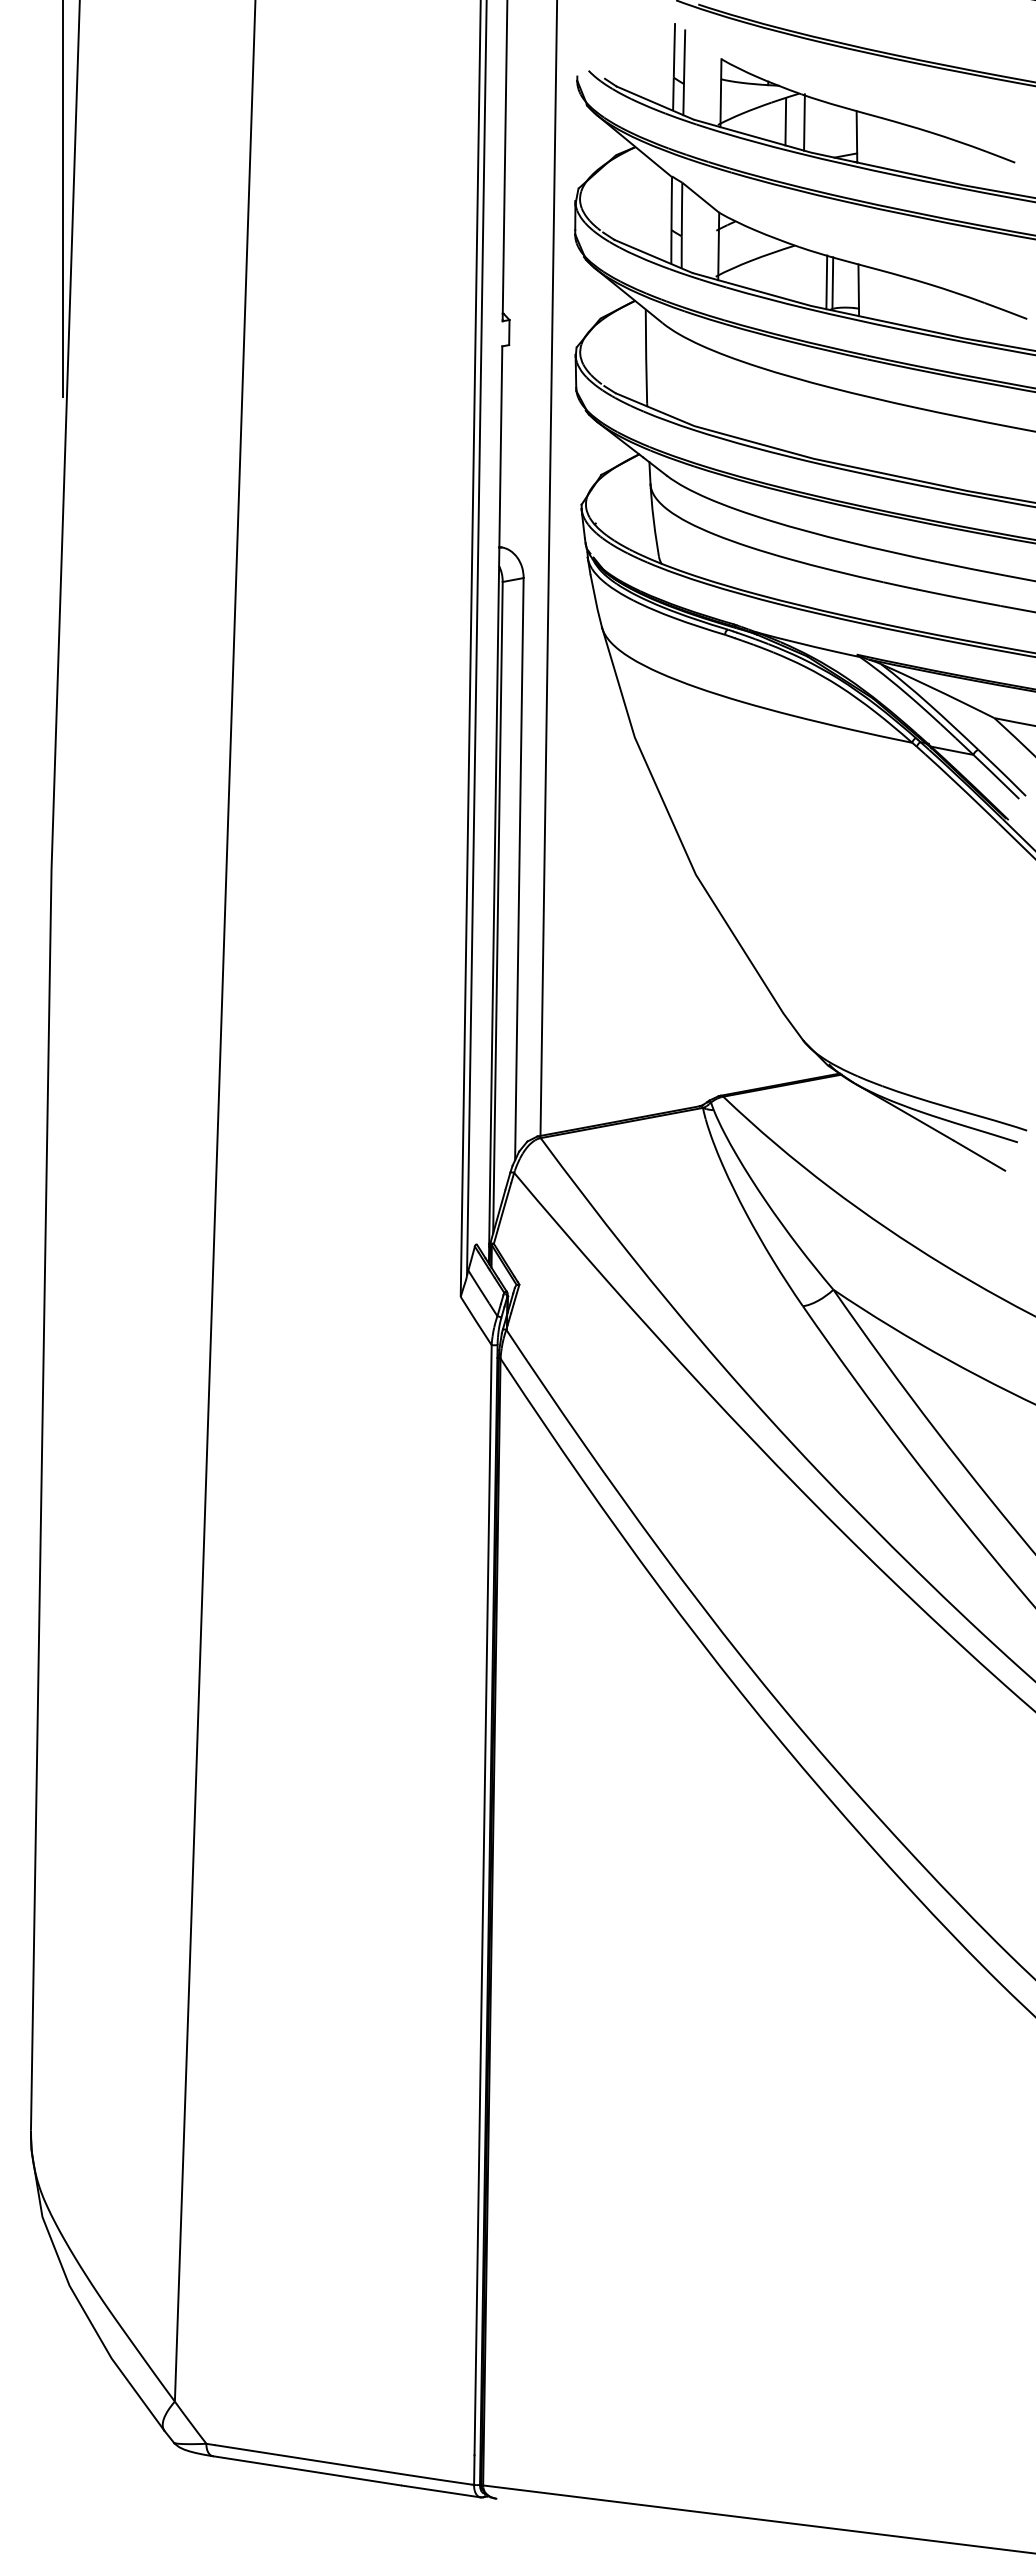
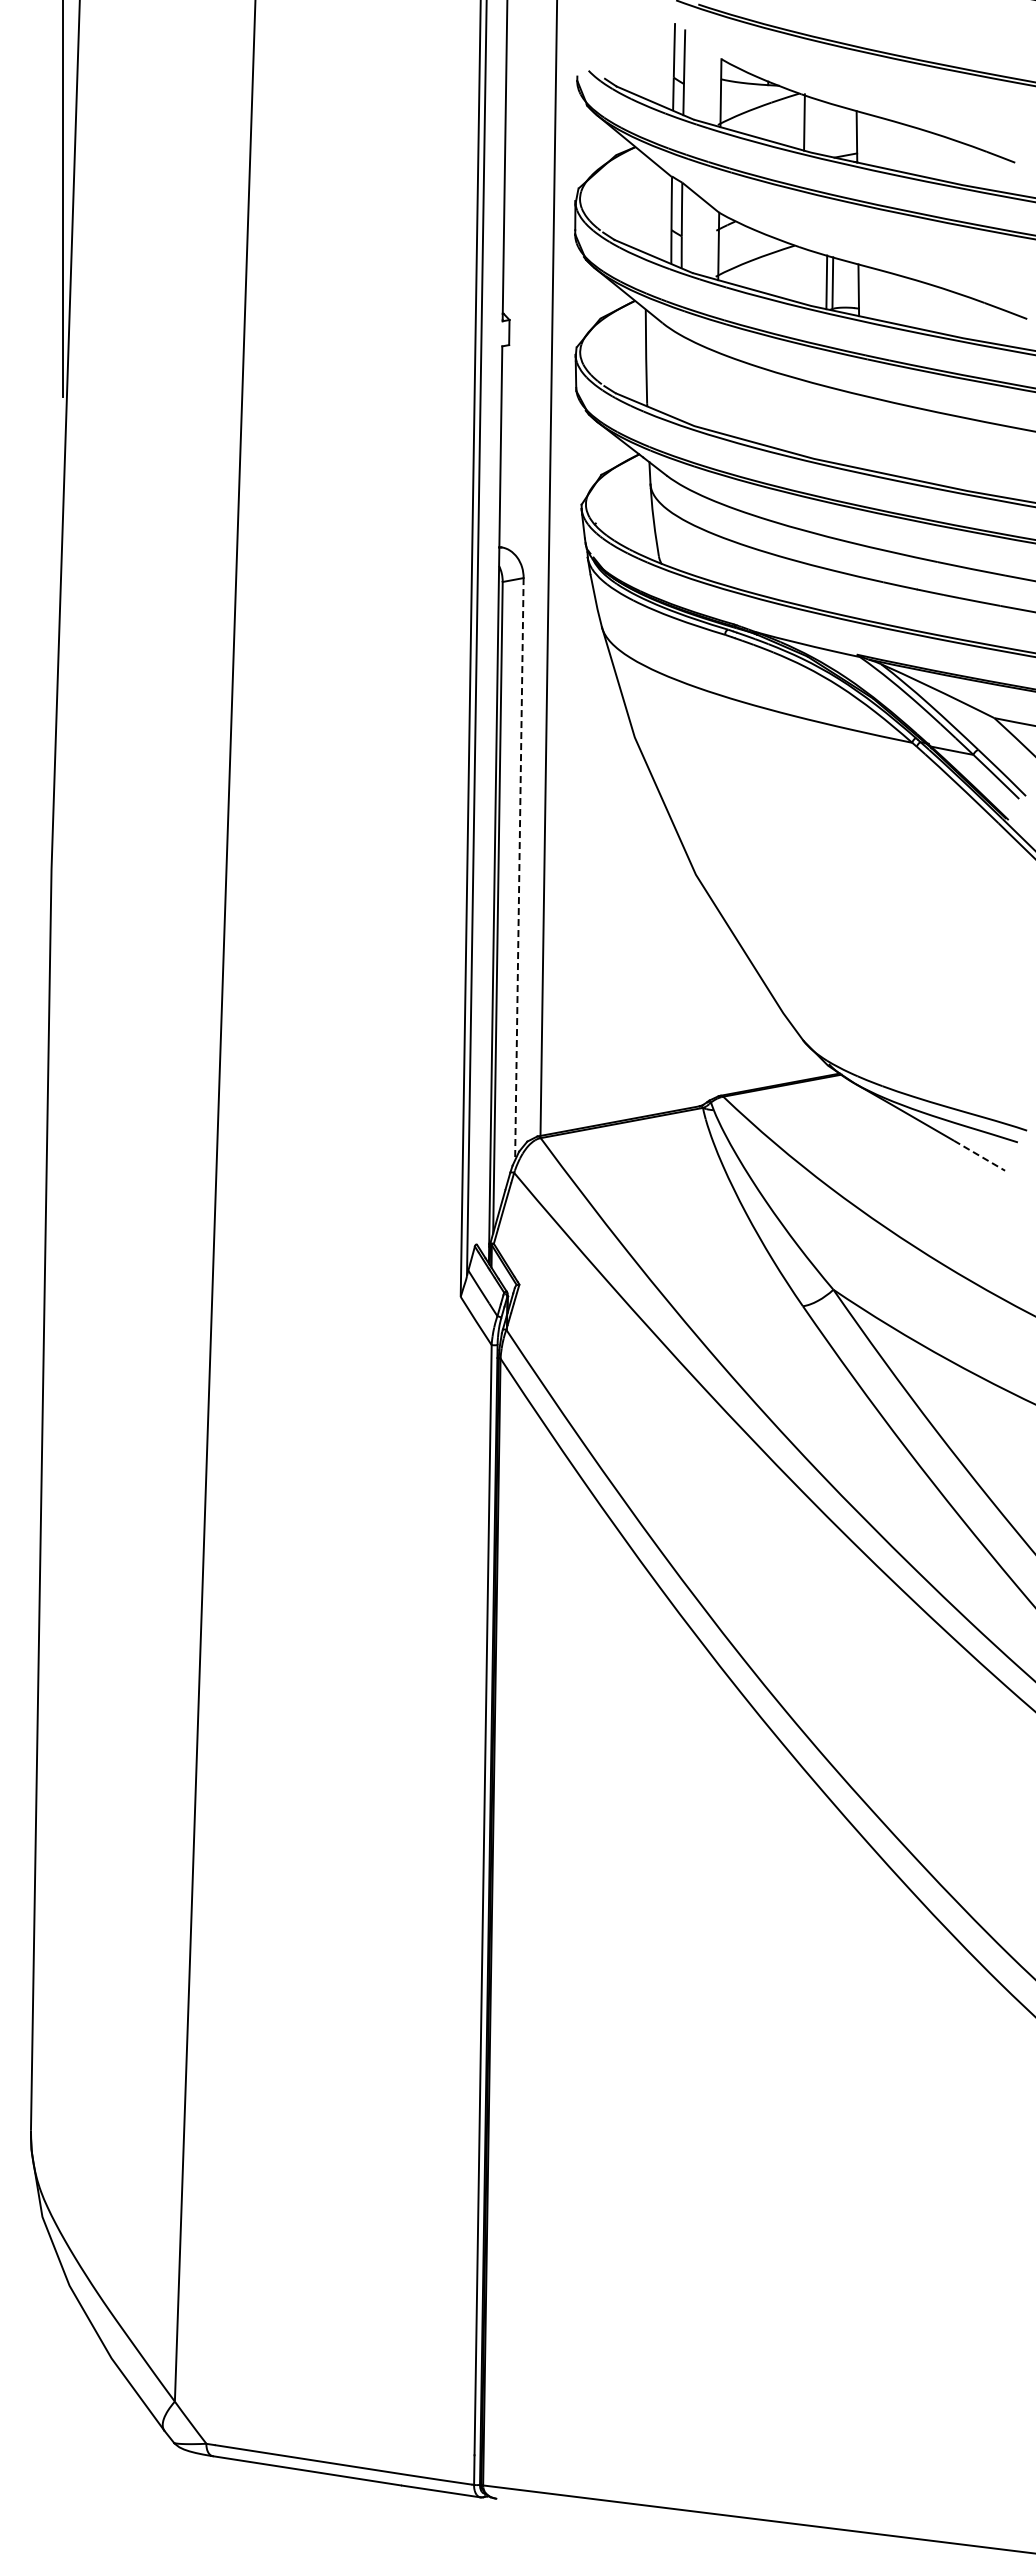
line: present -> none (785, 121)
line: solid -> dashed (519, 869)
line: solid -> dashed (979, 1155)
